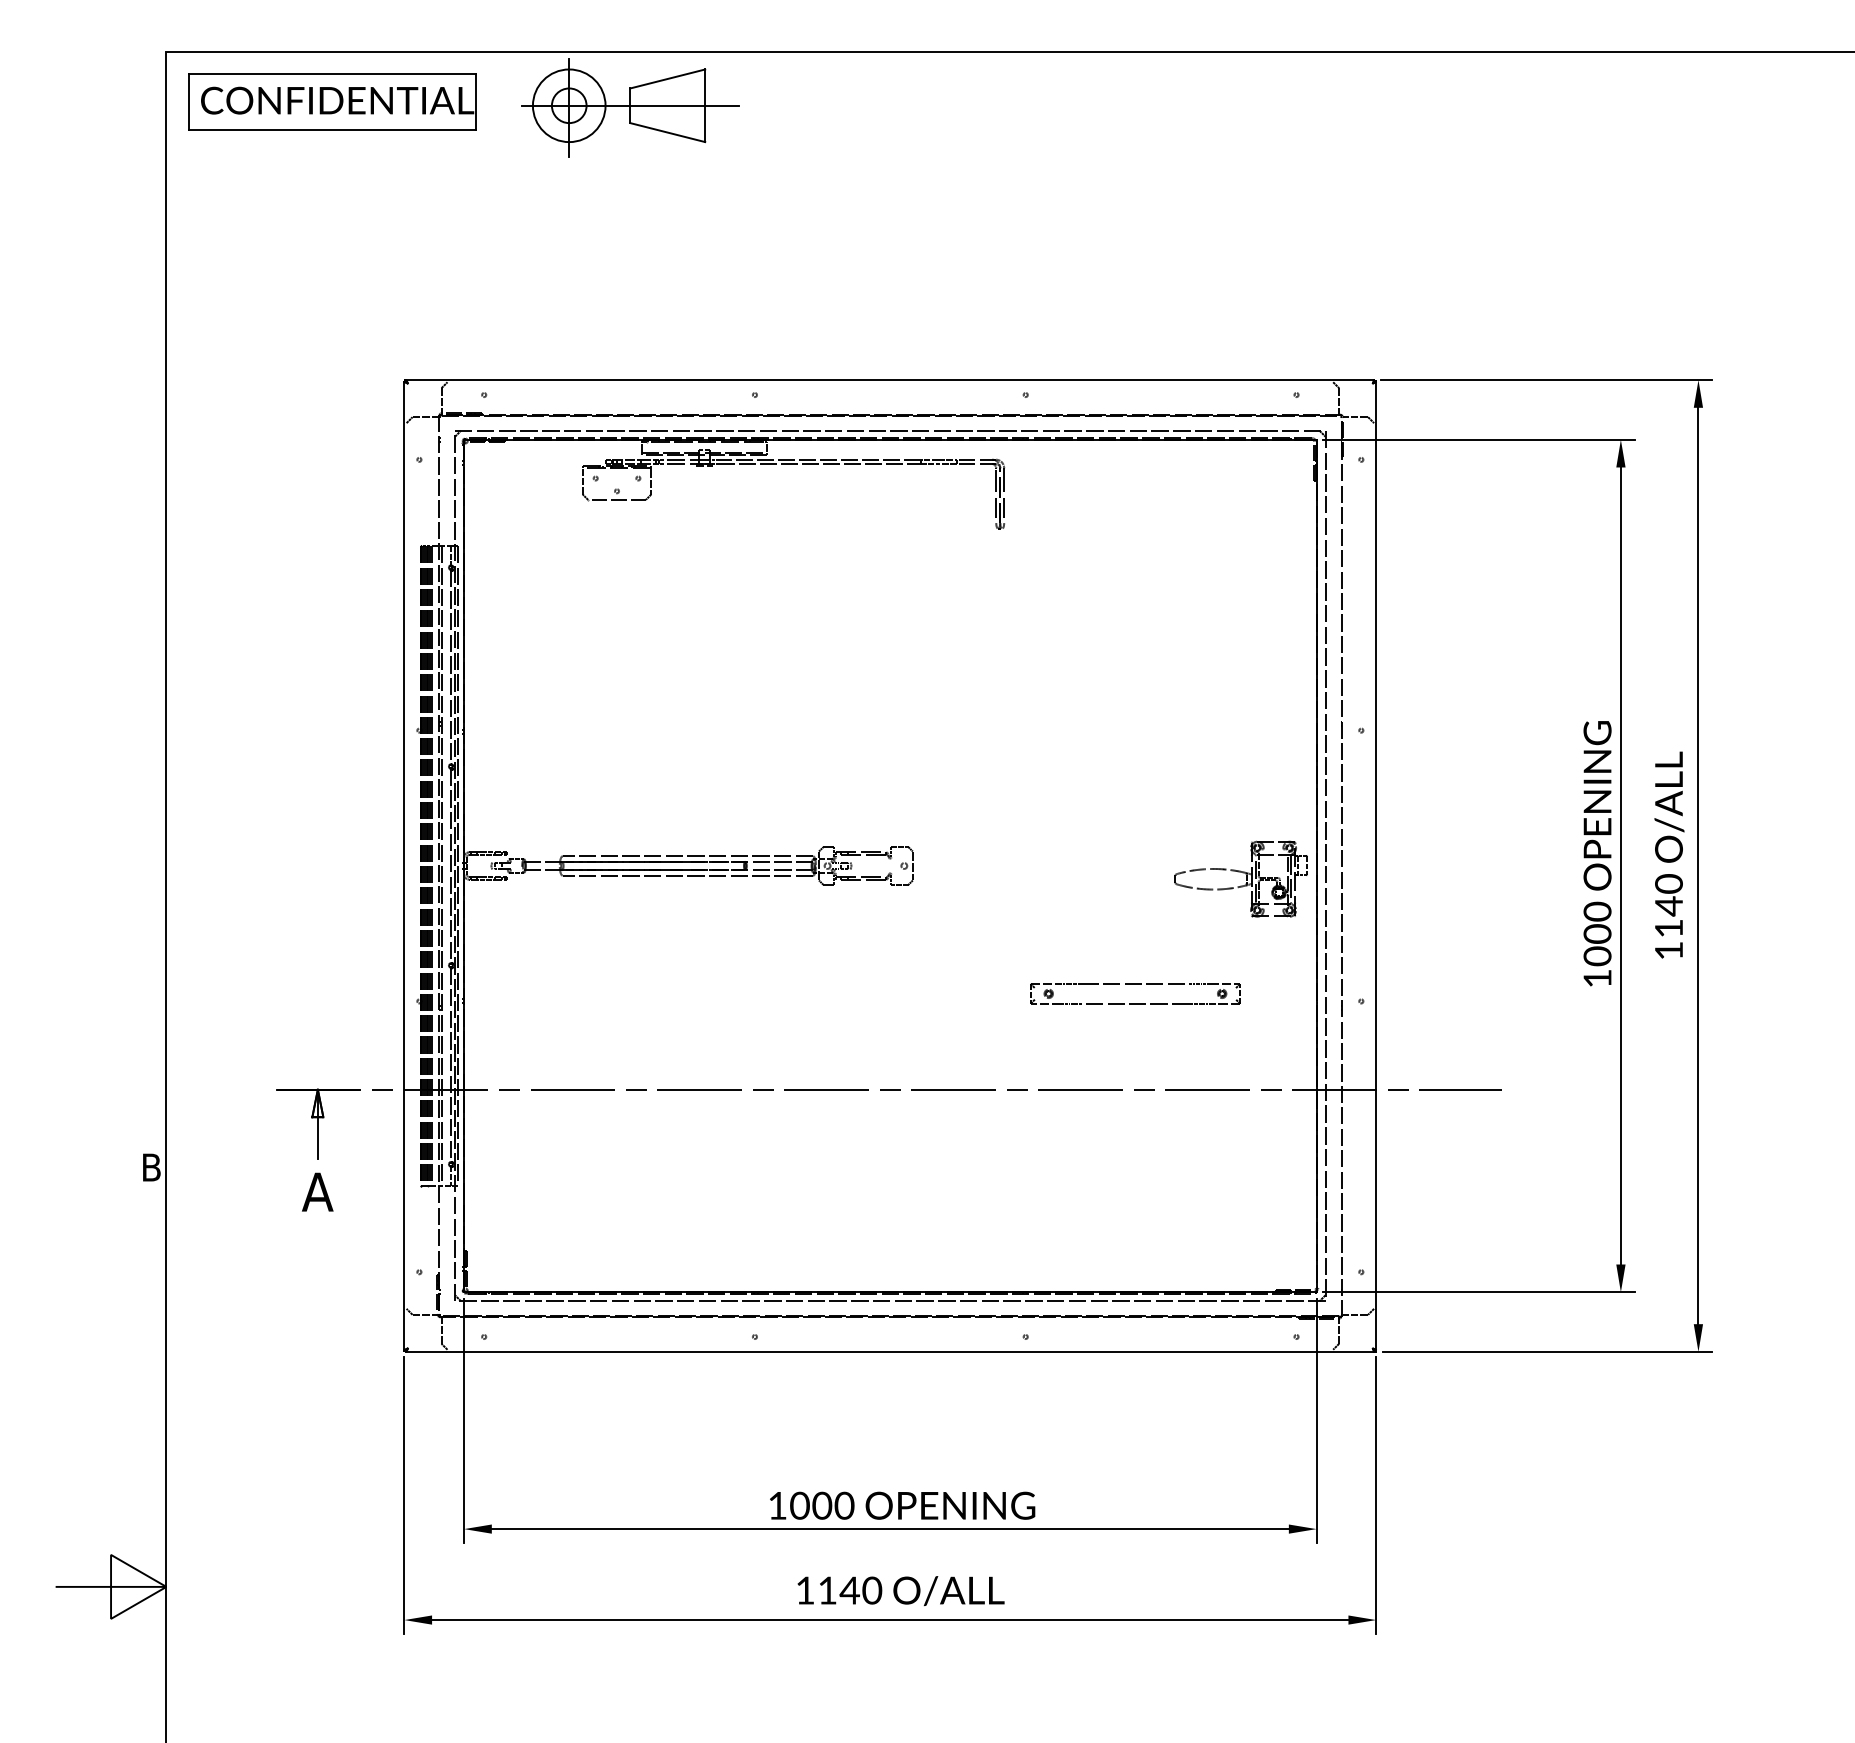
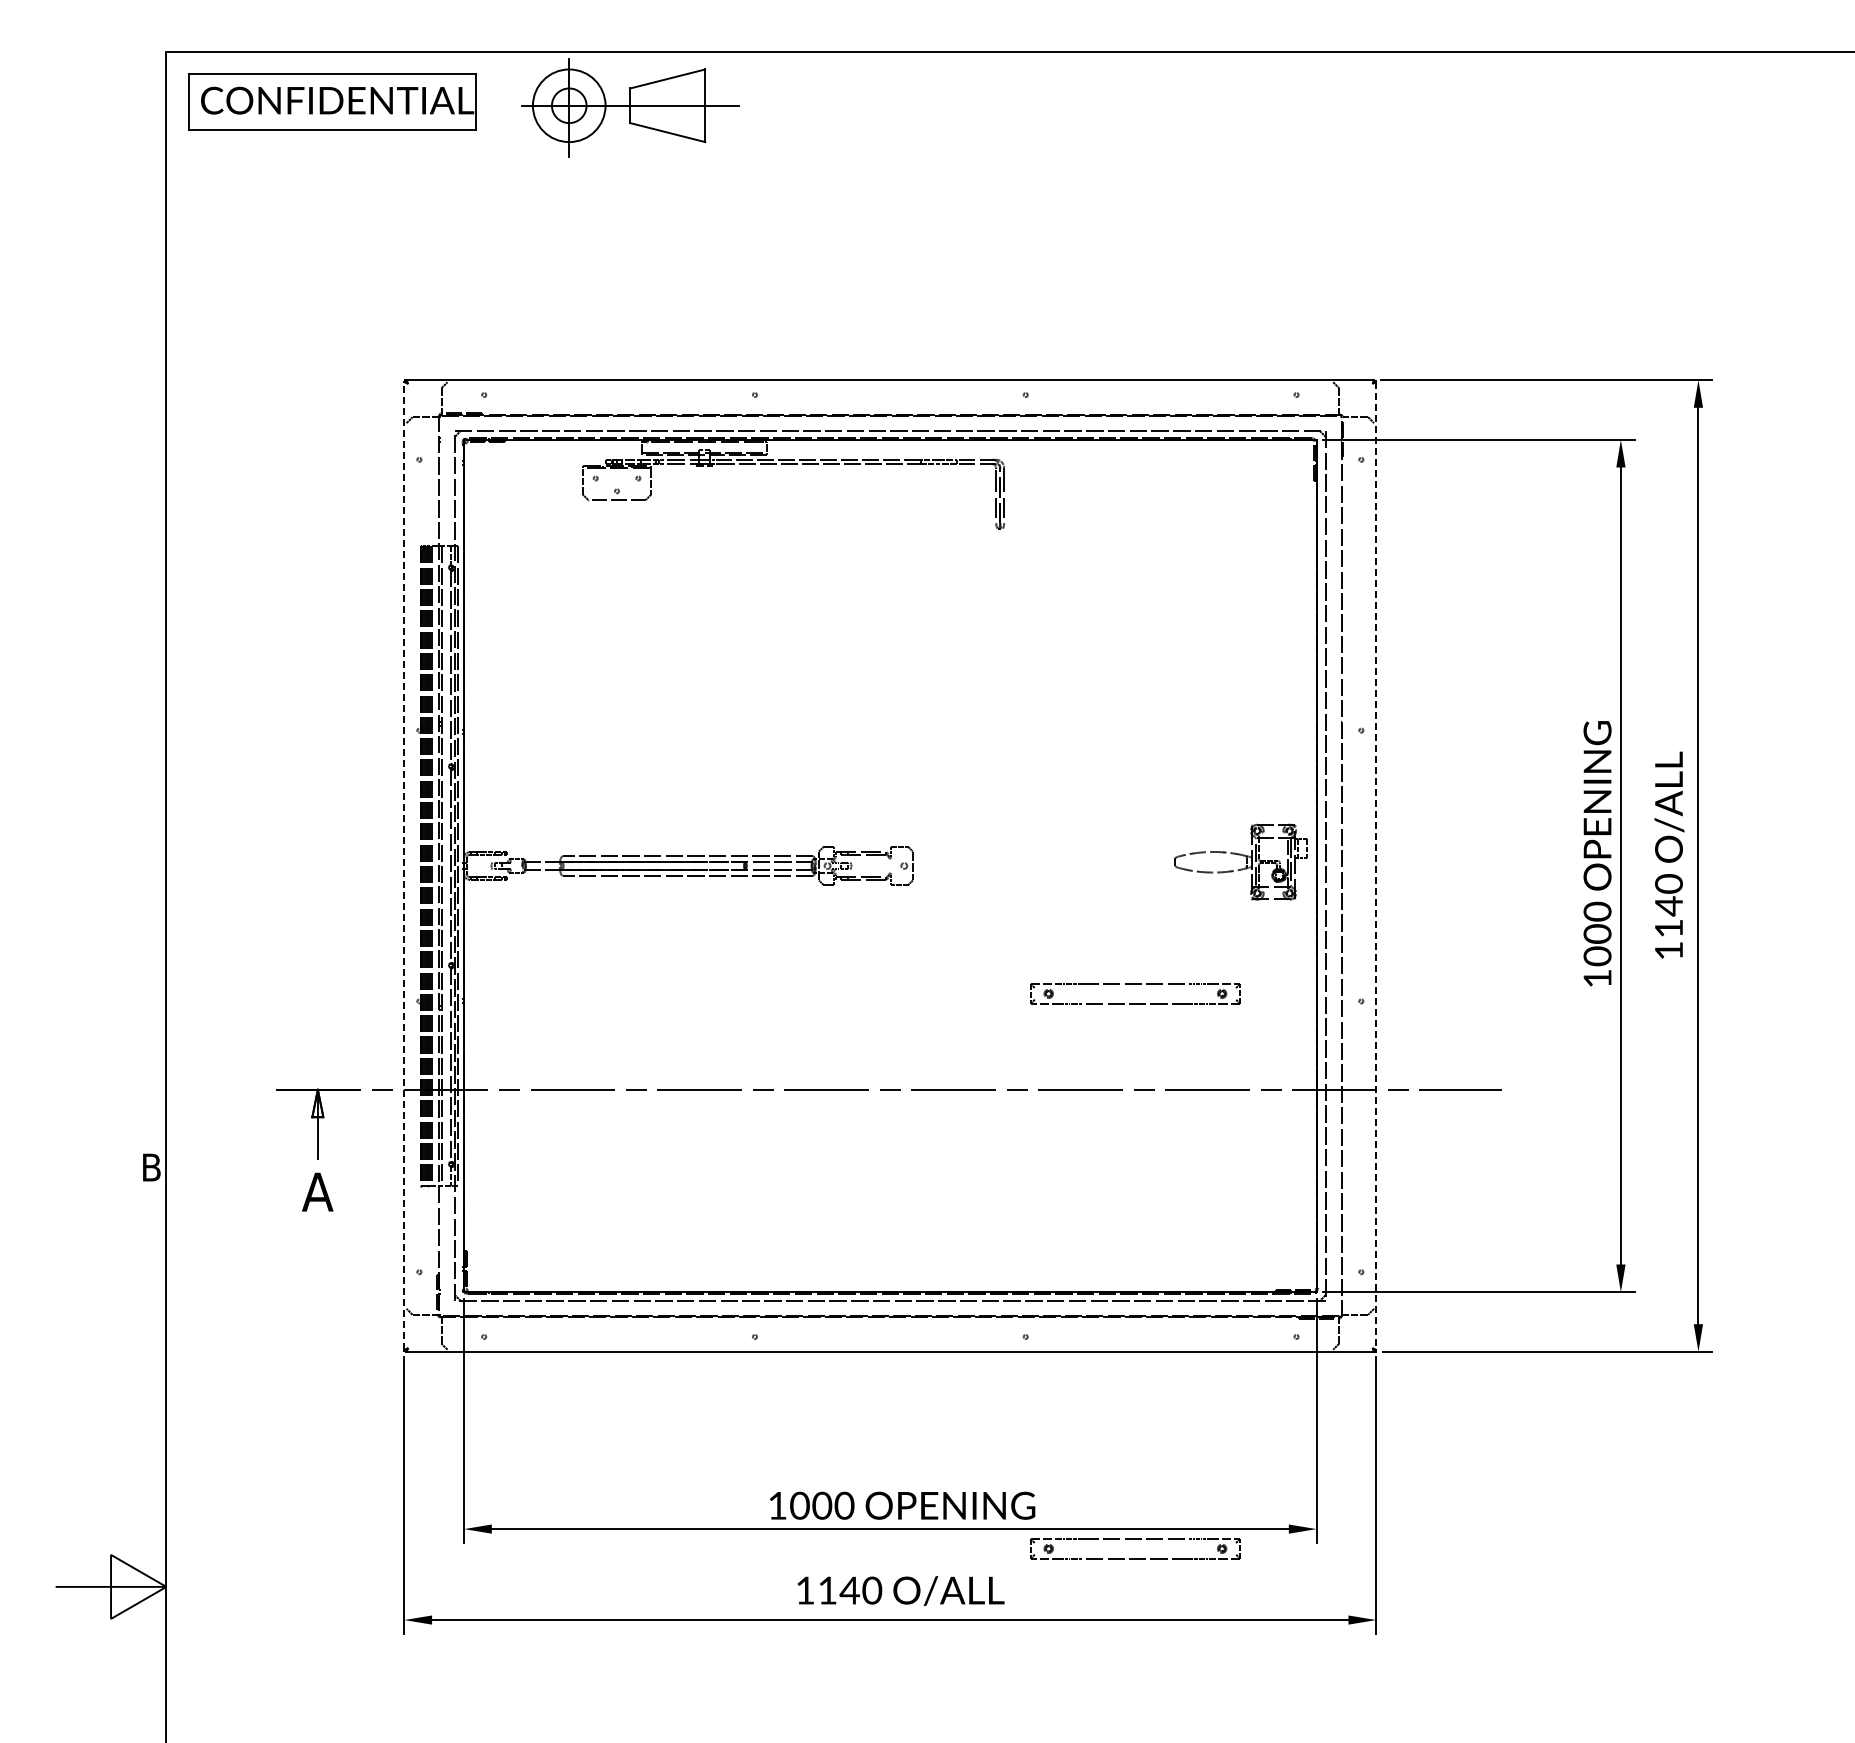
line: solid -> dashed (404, 865)
line: solid -> dashed (1376, 866)
part position: (1240, 878) -> (1240, 861) (1240, 861)
part: none -> present (1135, 1539)
